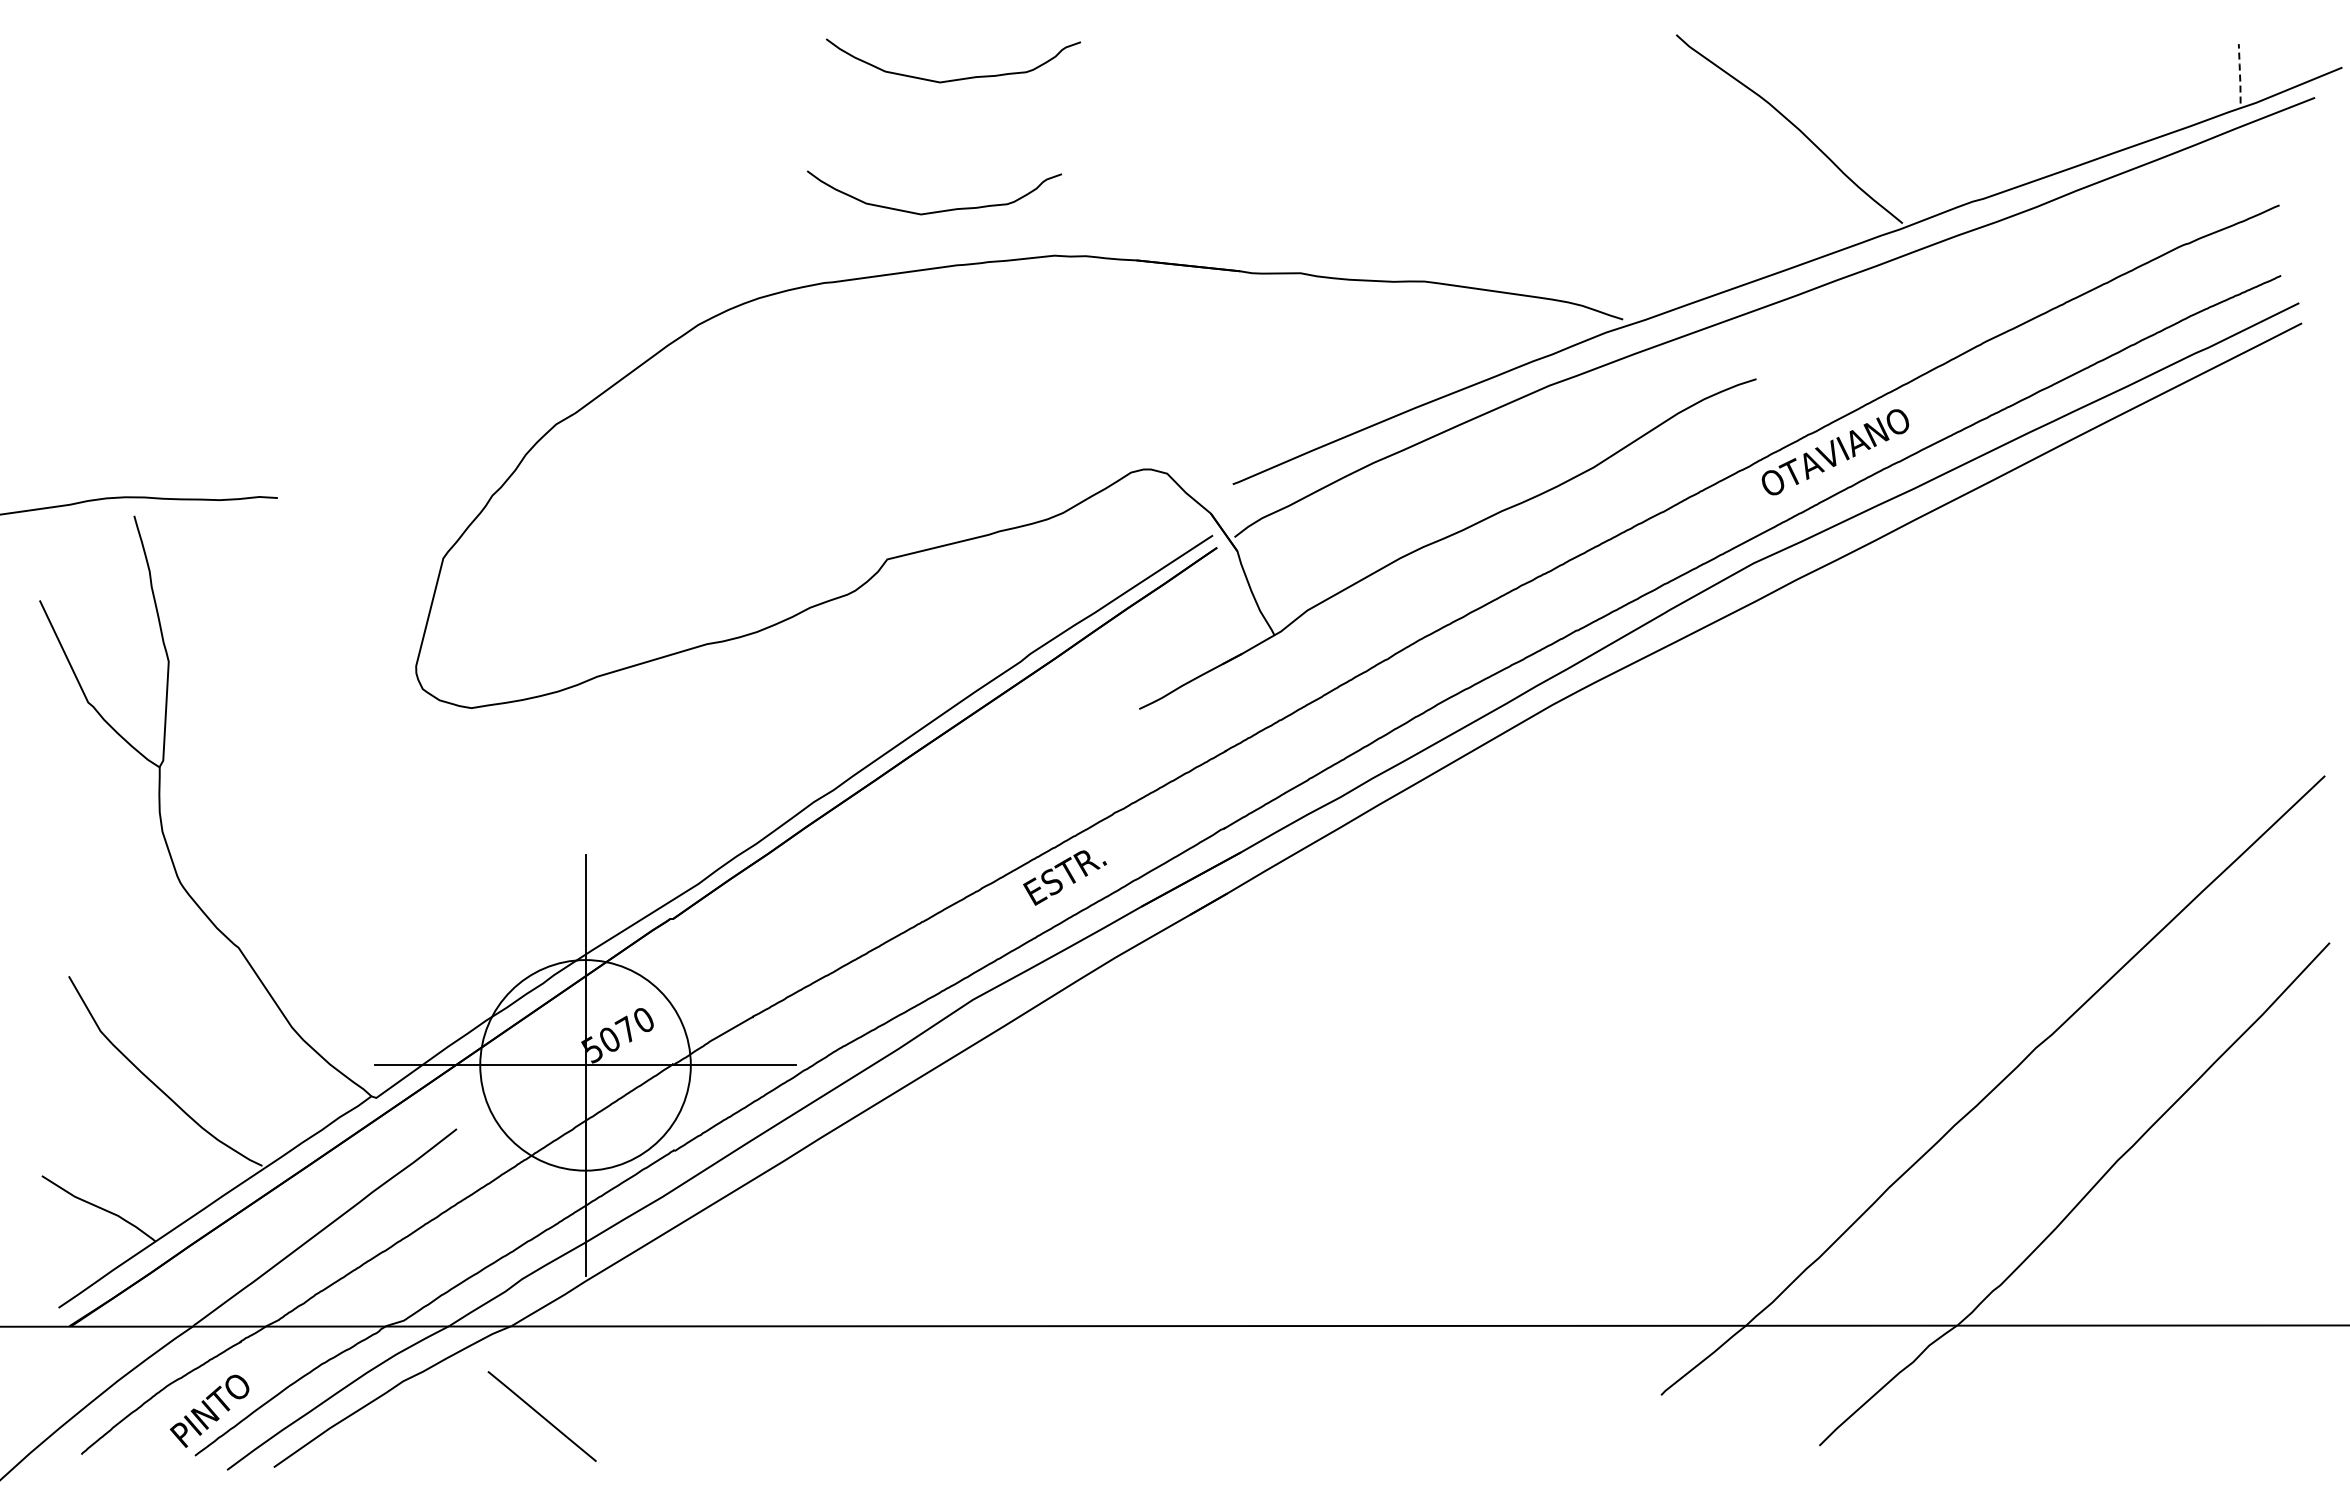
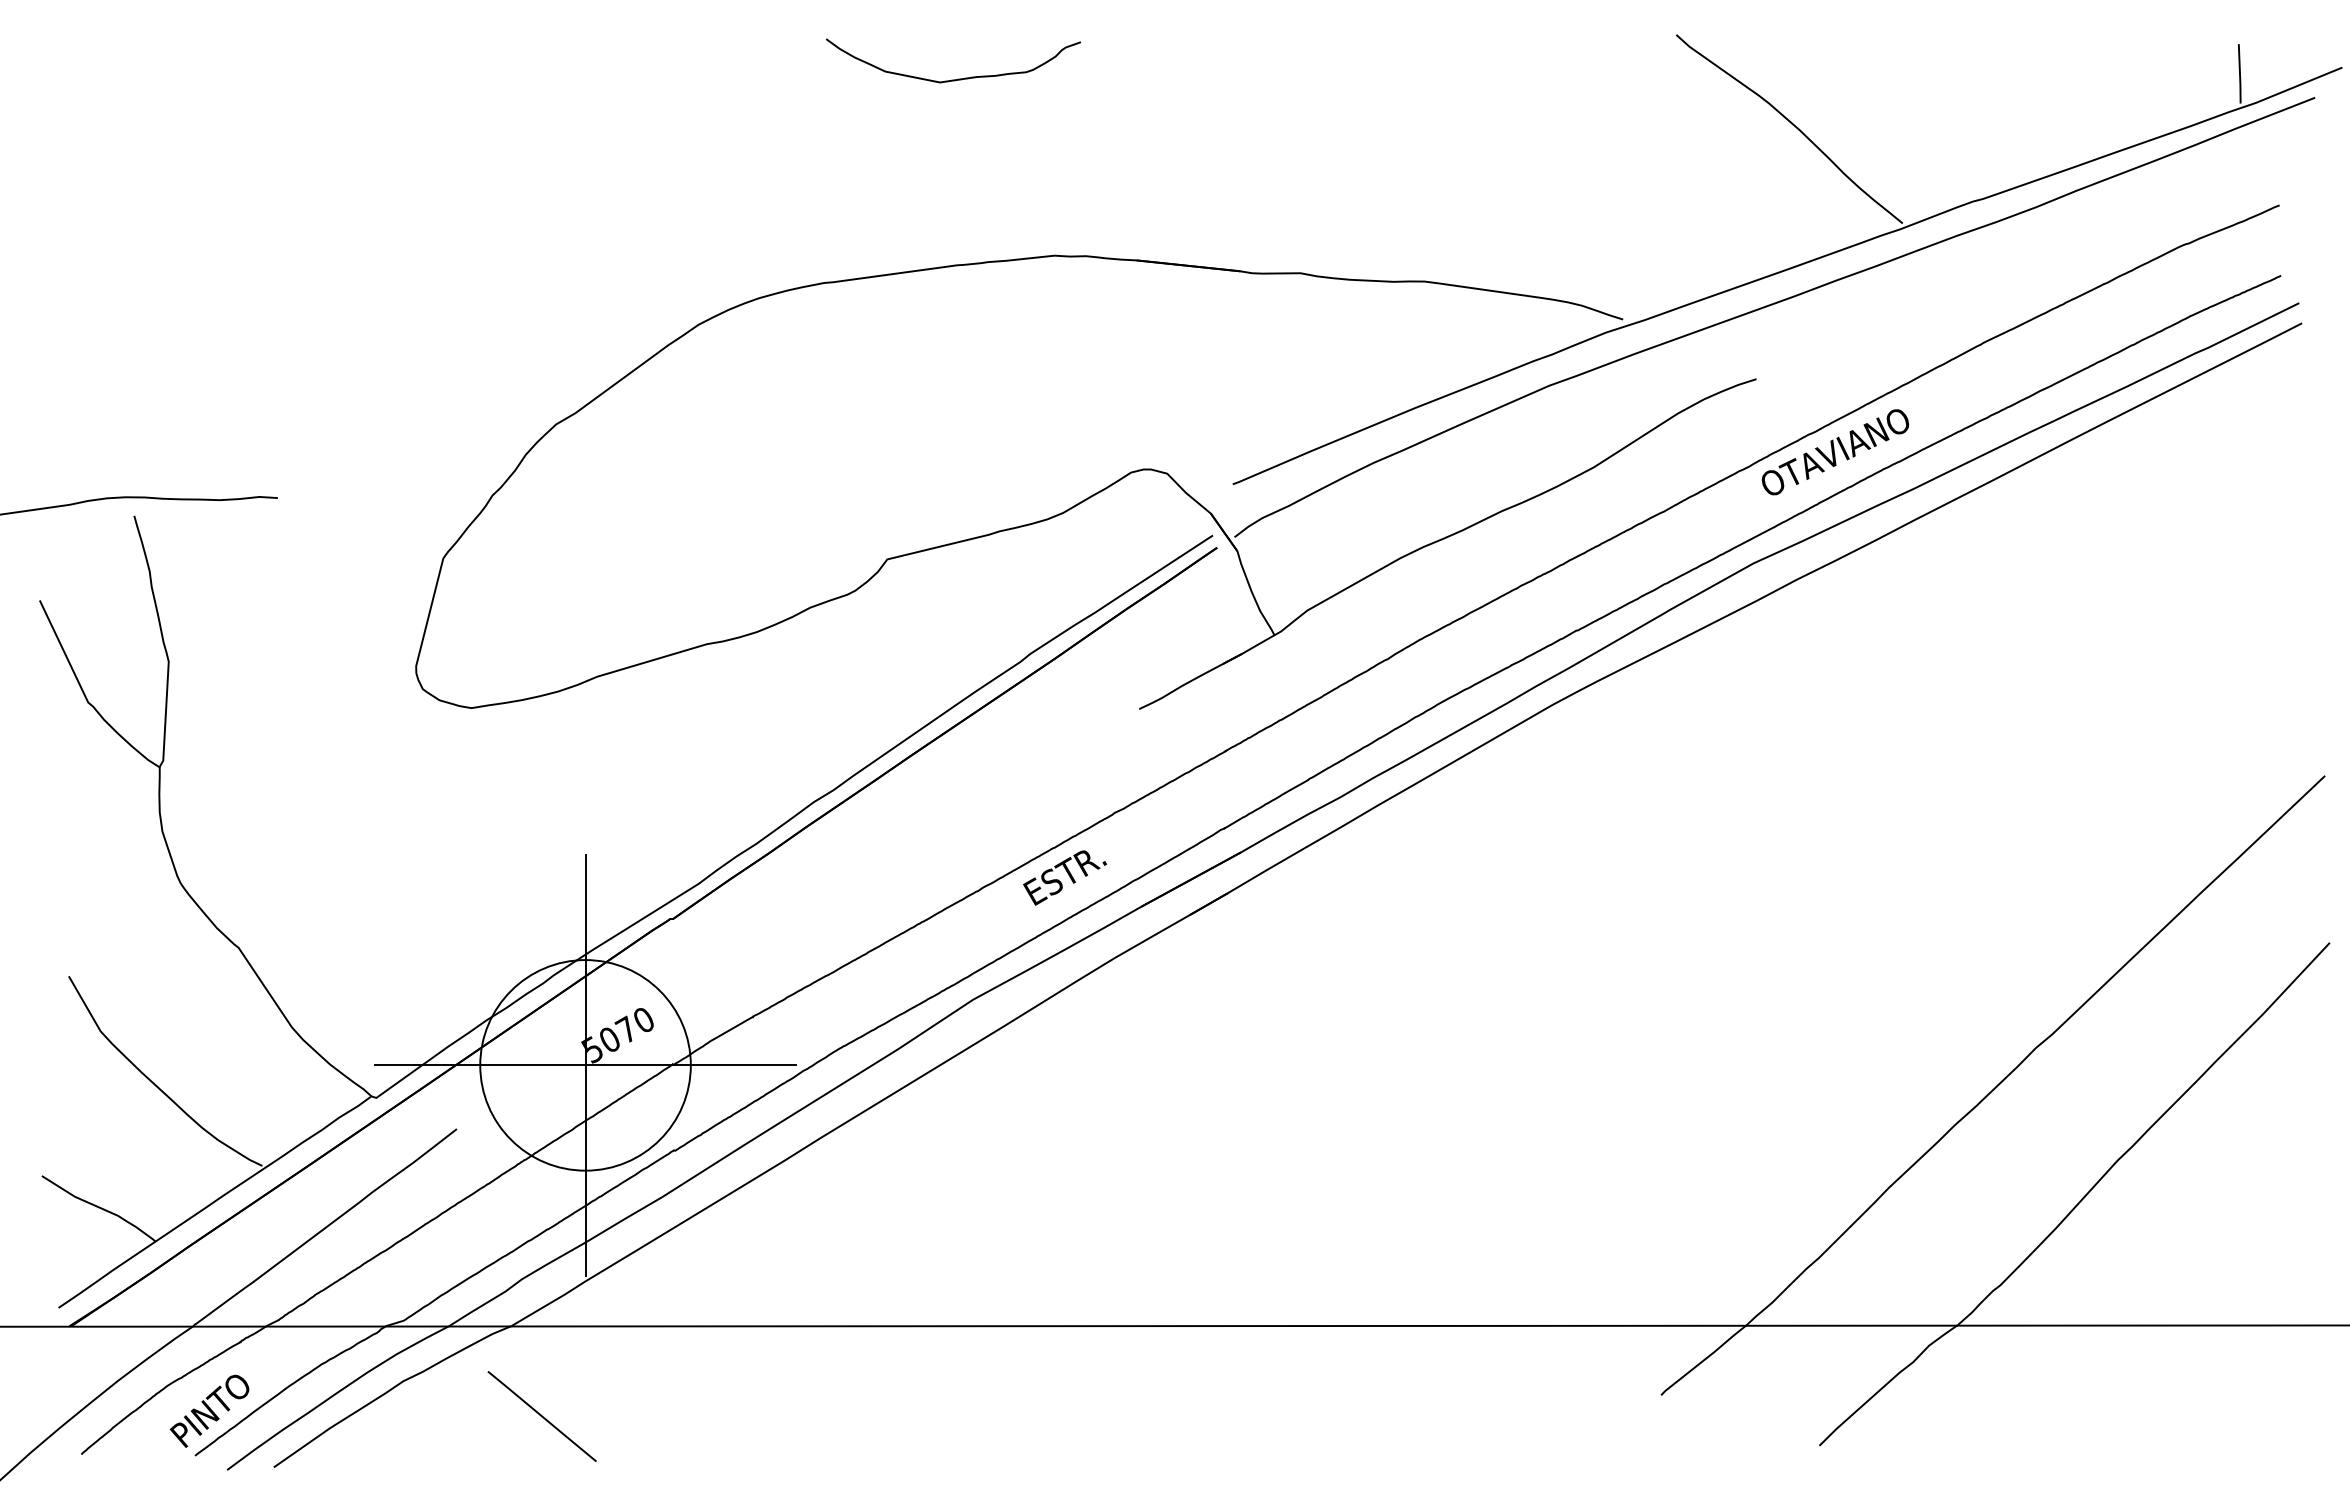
line: dashed -> solid (2239, 73)
curve: present -> none (939, 210)
